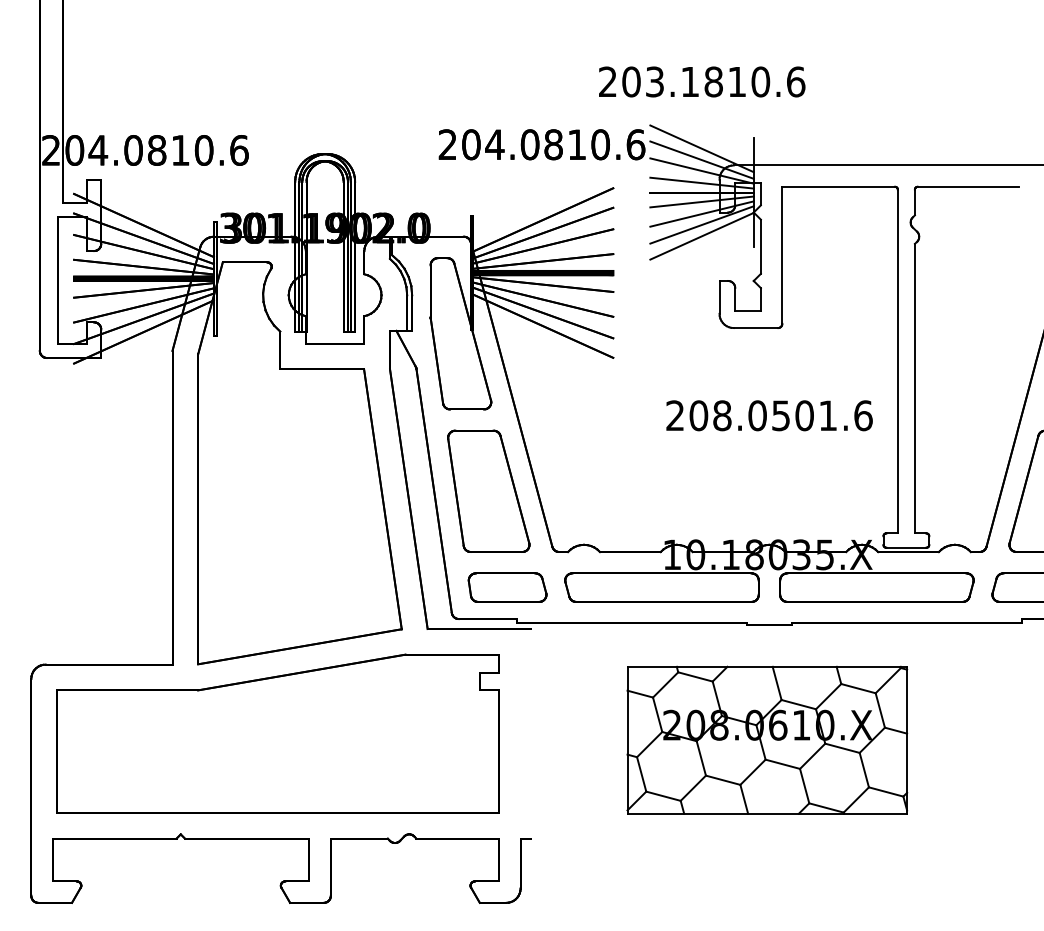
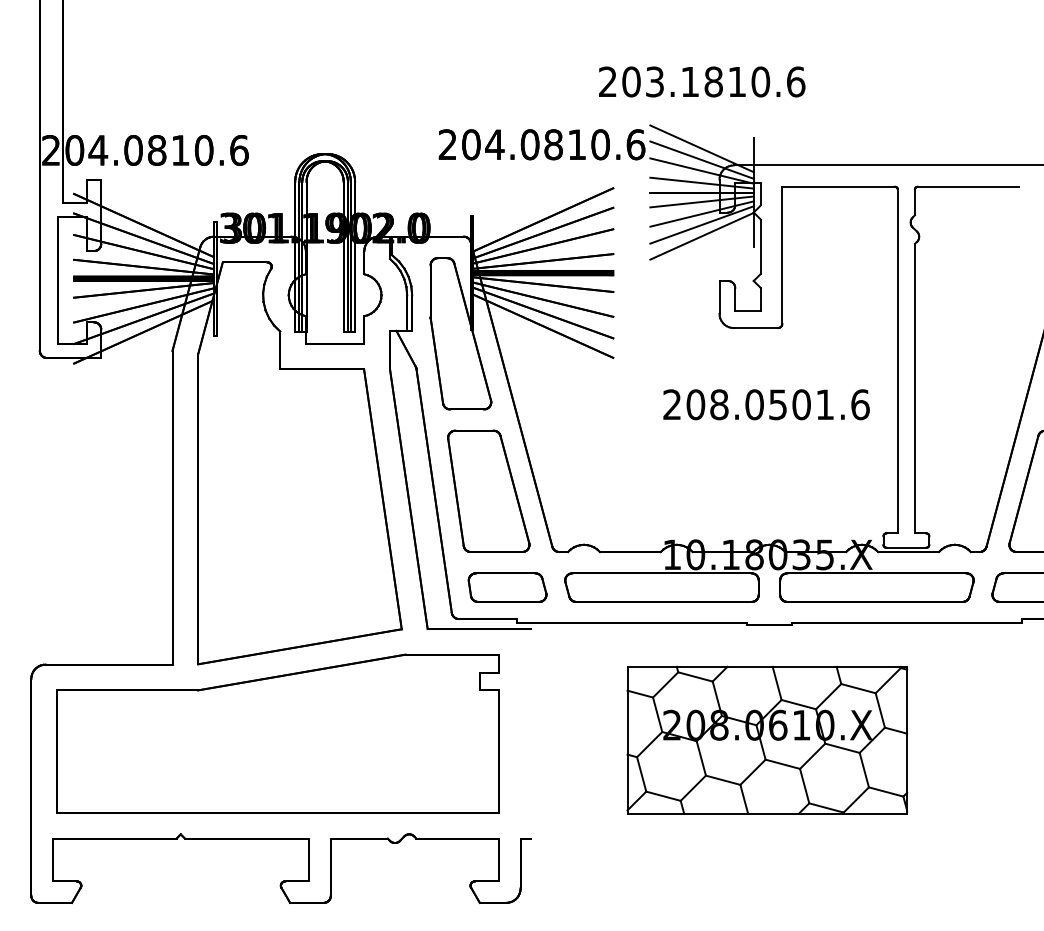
text position: (769, 415) -> (766, 404) (766, 404)
